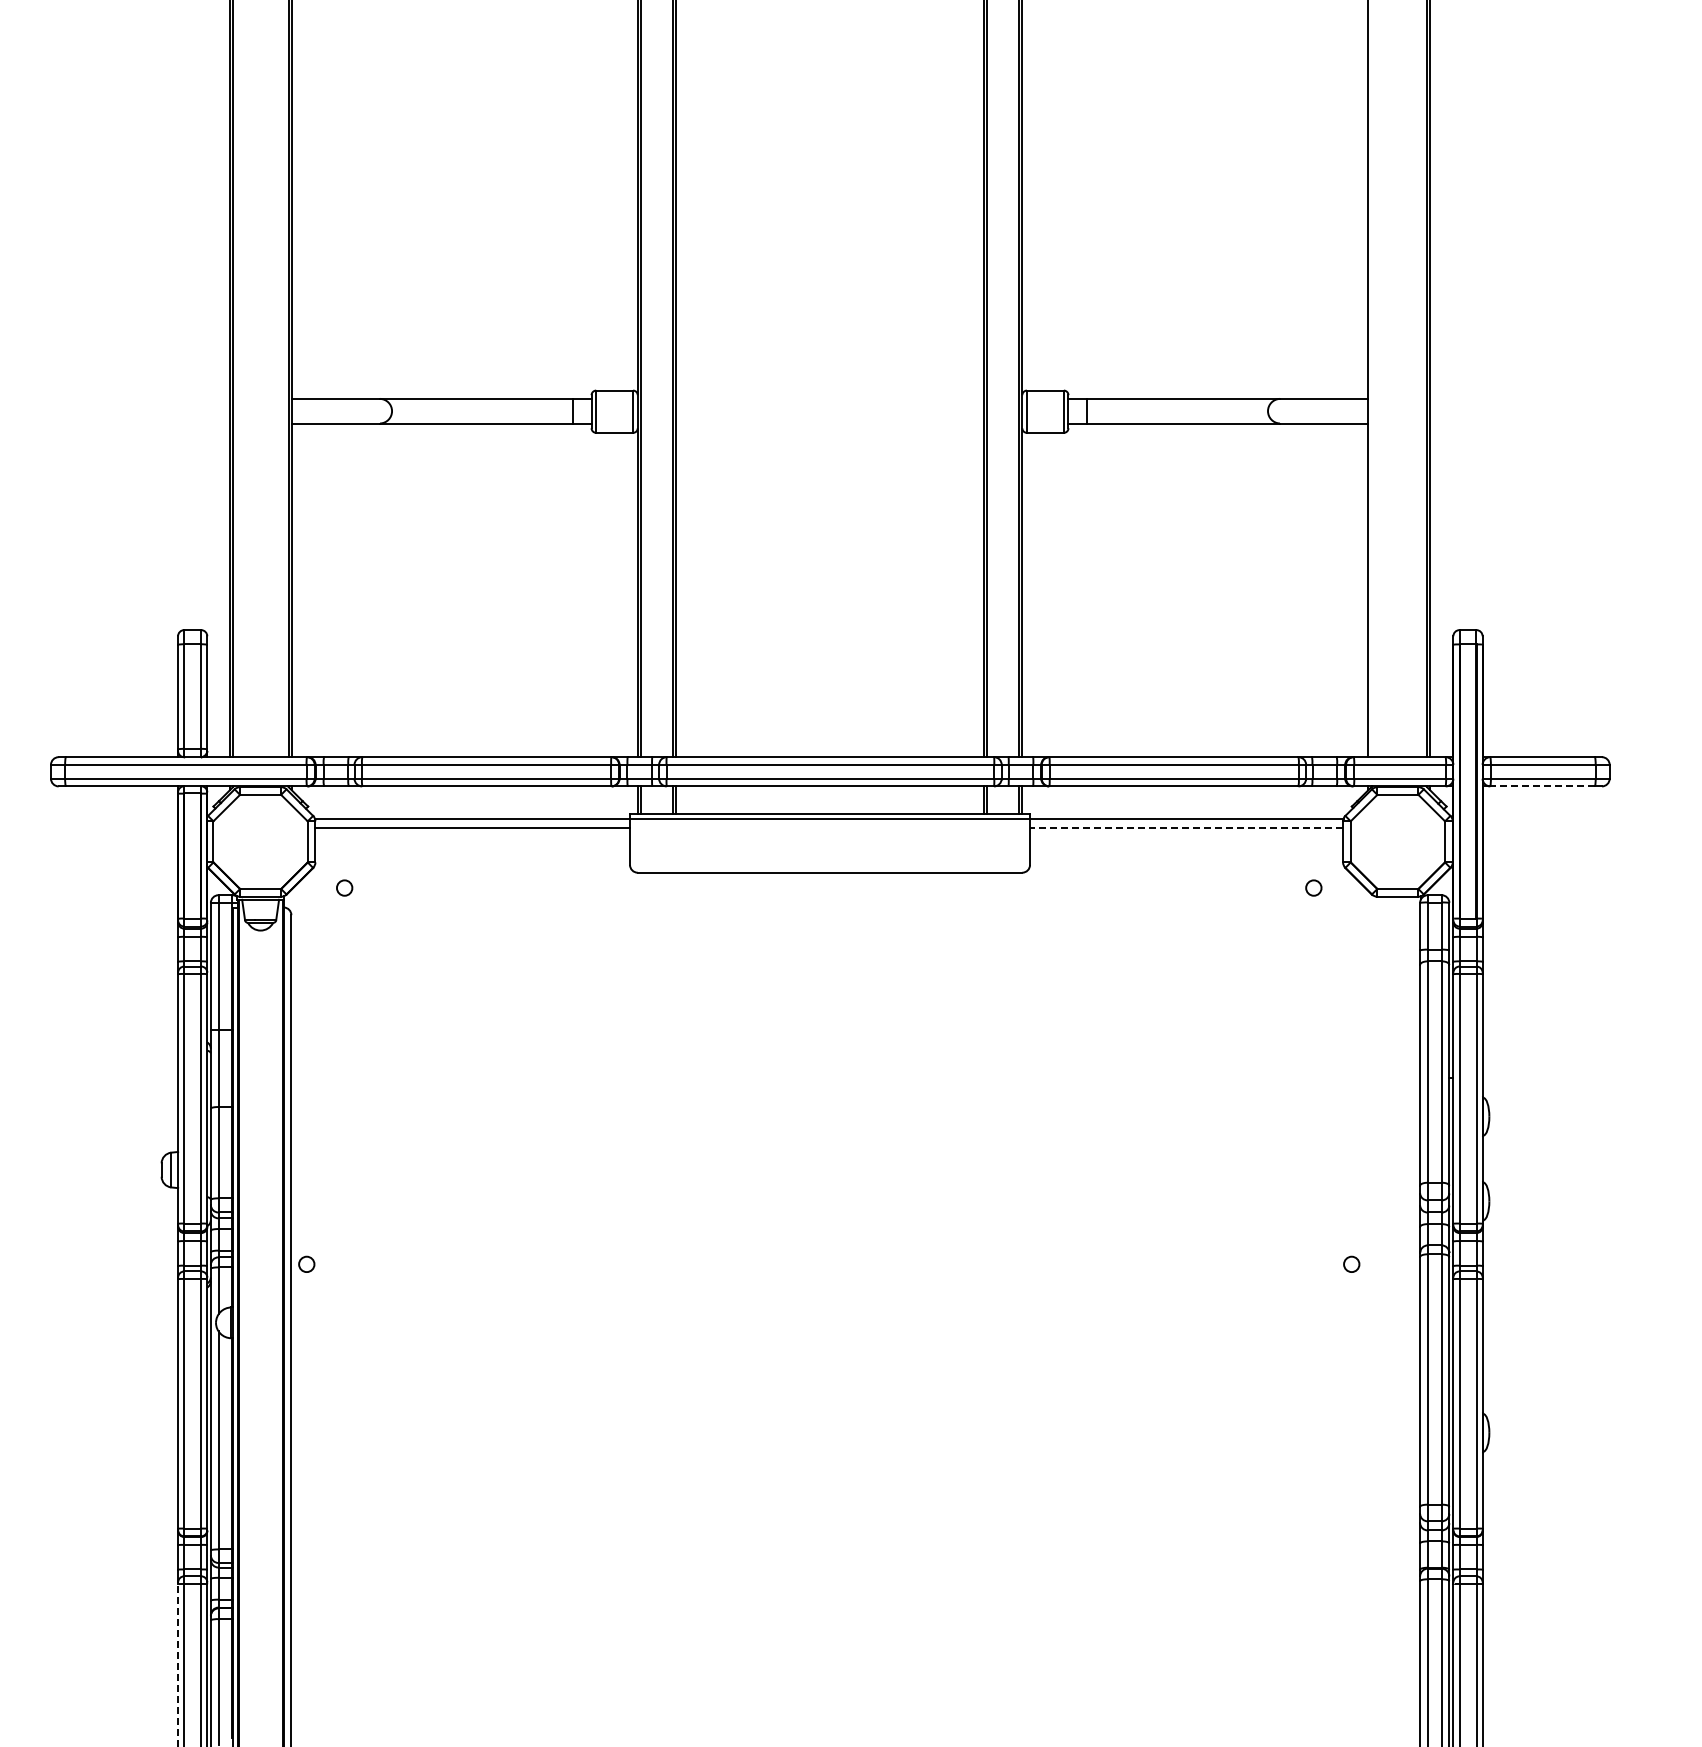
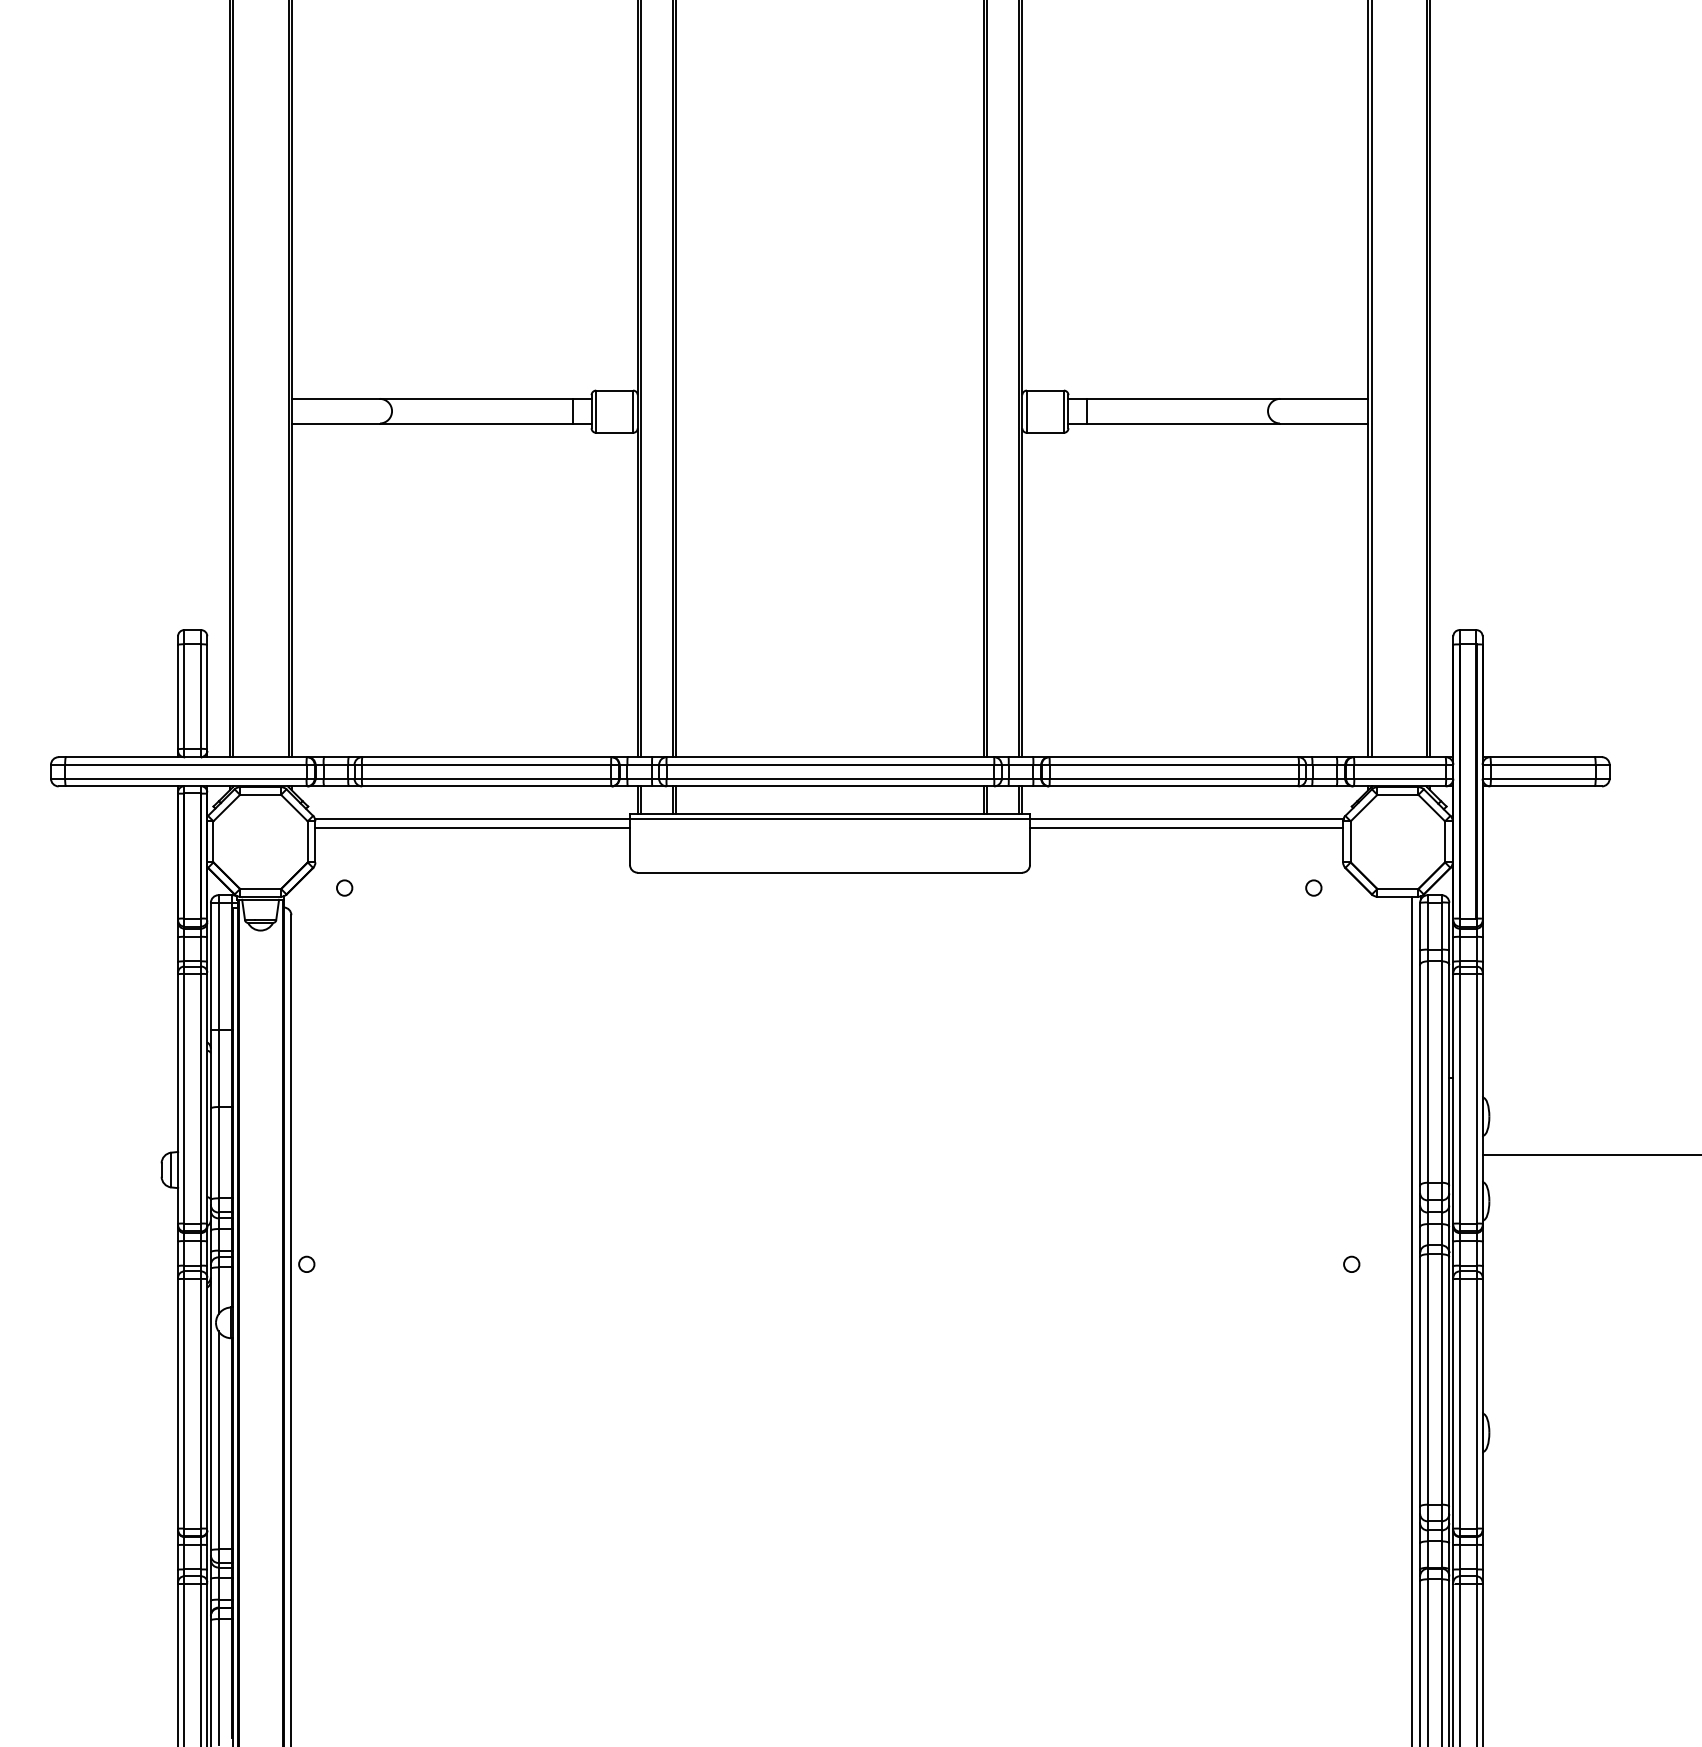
line: none -> present (1371, 379)
line: dashed -> solid (1542, 786)
line: dashed -> solid (1186, 828)
line: none -> present (1590, 1155)
line: none -> present (1411, 1319)
line: dashed -> solid (178, 1665)
